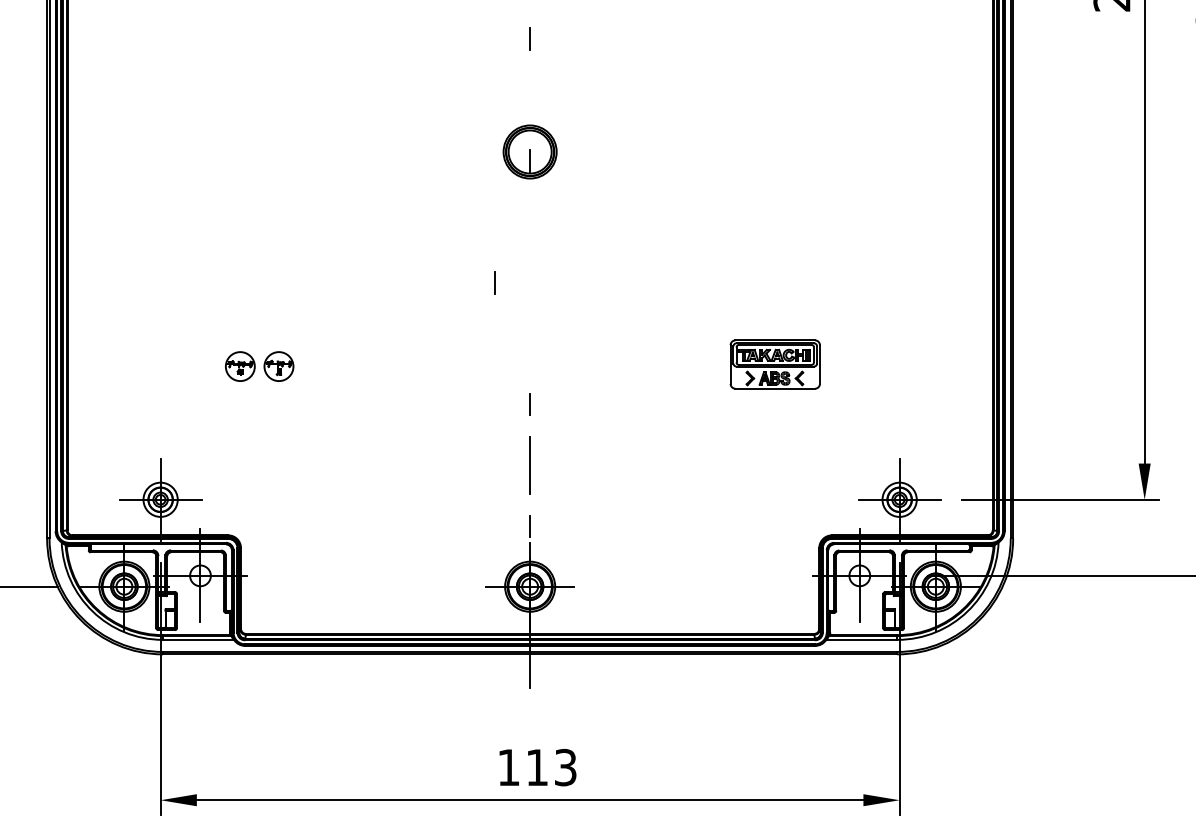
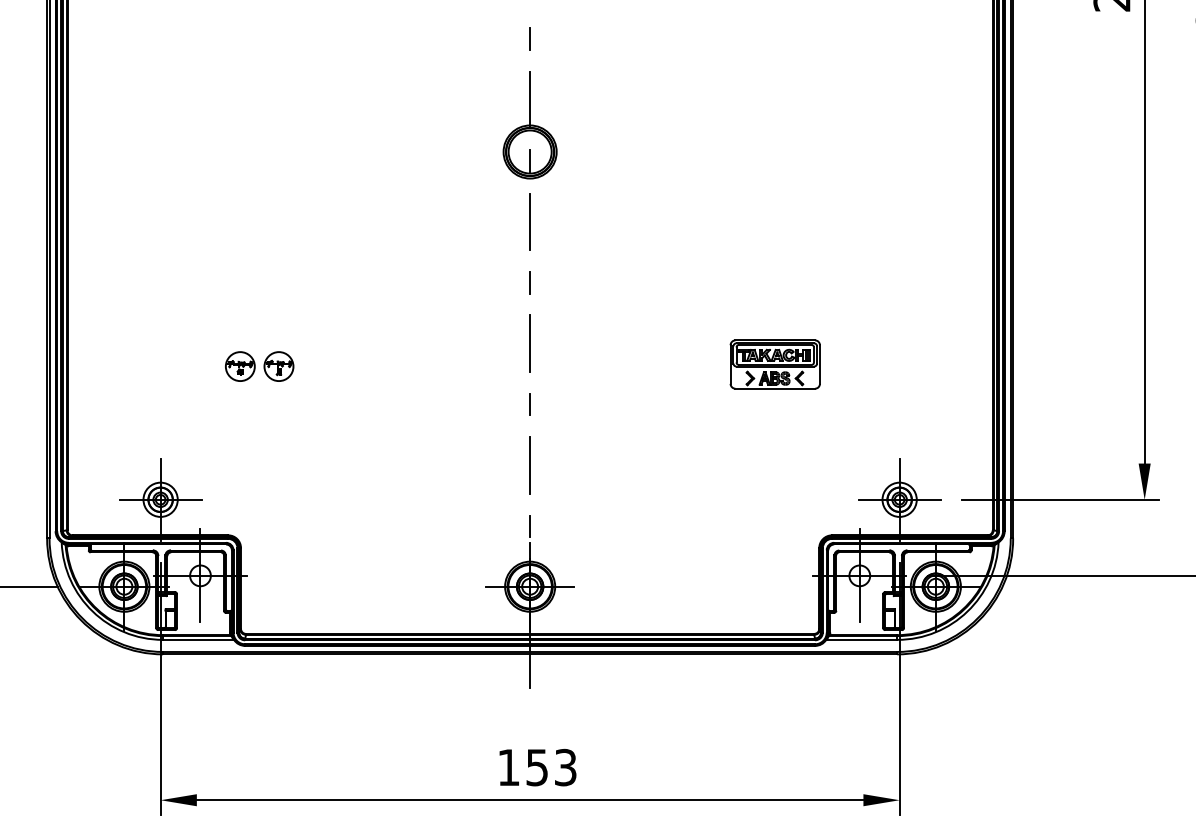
line: none -> present (530, 99)
line: none -> present (530, 221)
line position: (494, 282) -> (529, 282) (529, 282)
line: none -> present (530, 343)
text: 113 -> 153 (536, 767)
